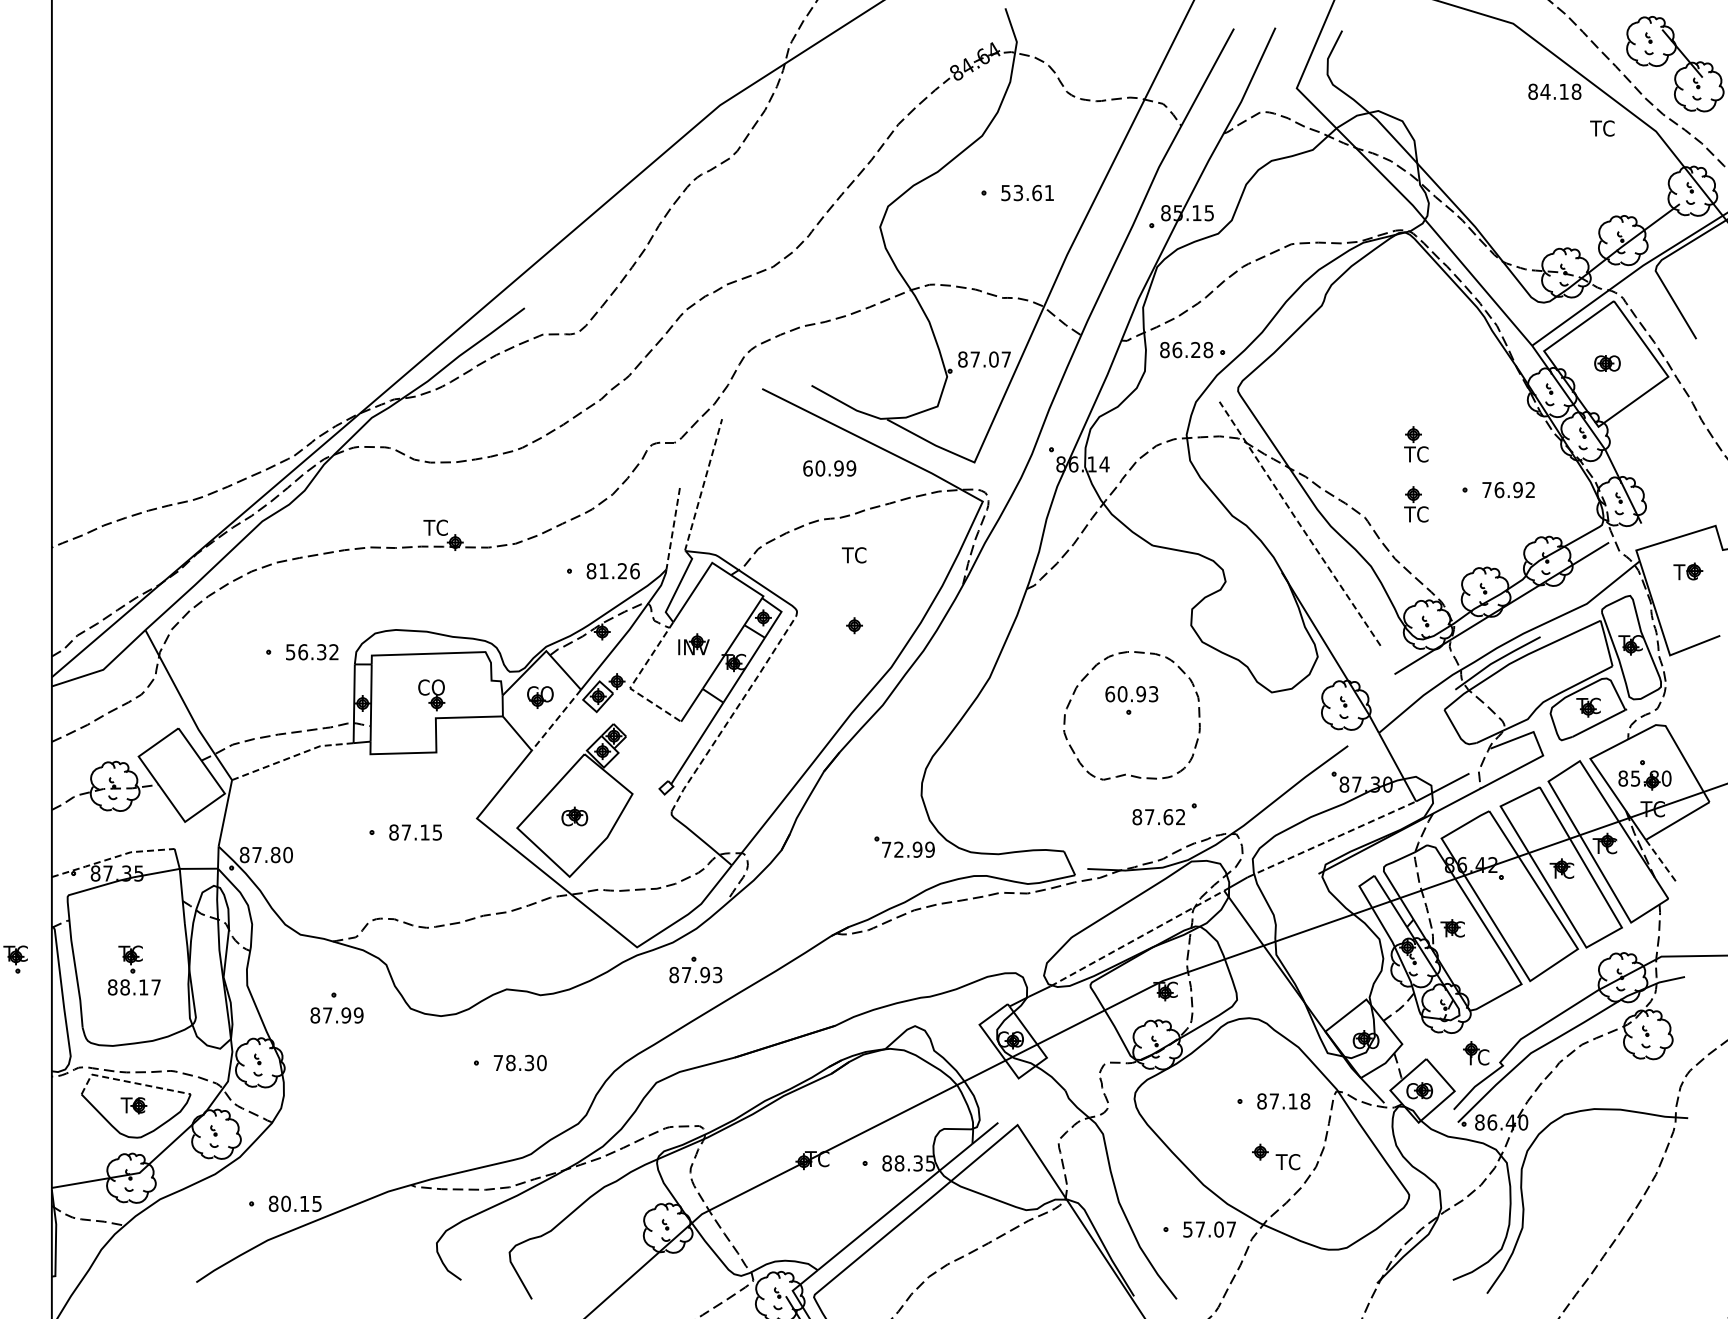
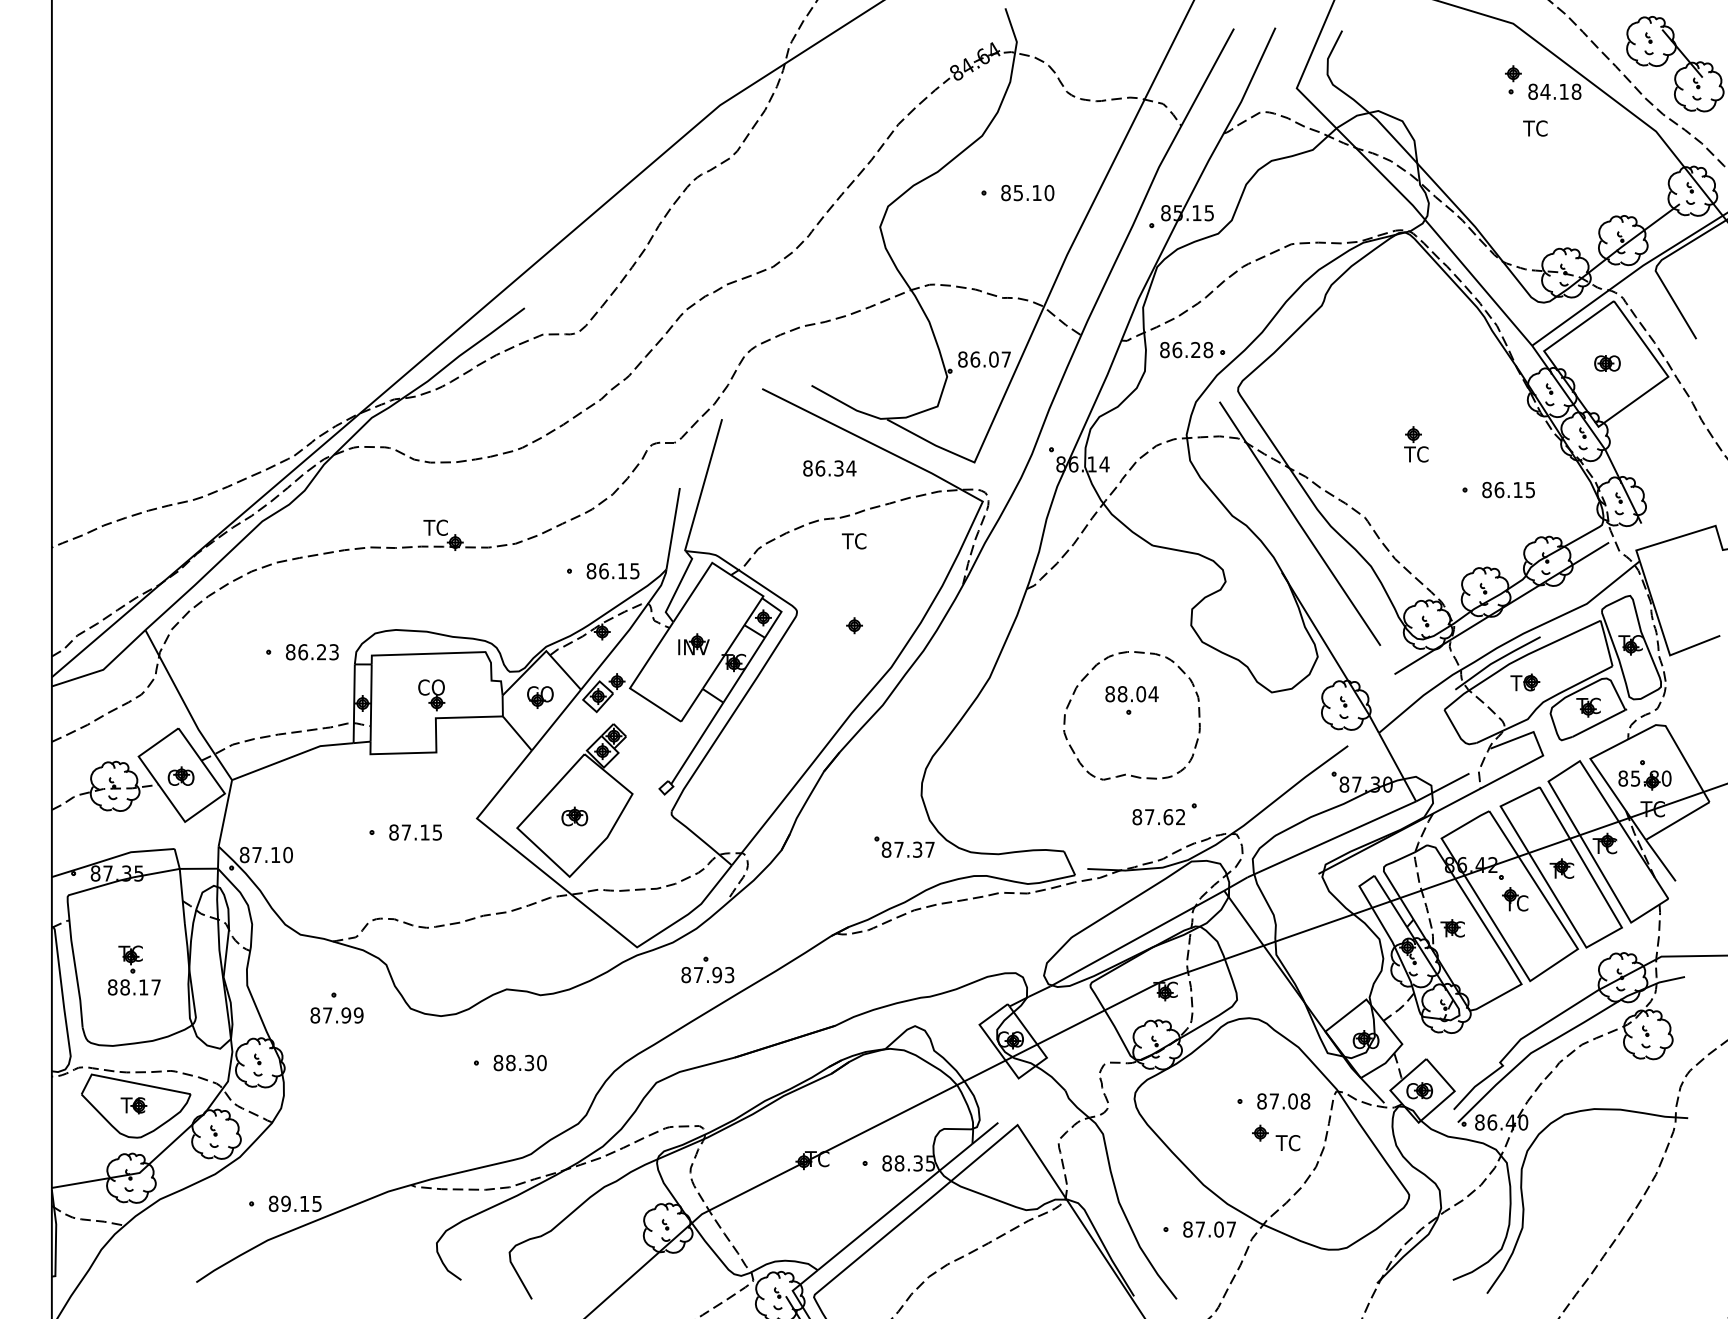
part: none -> present (1513, 79)
text position: (1602, 128) -> (1535, 128) (1535, 128)
text: 53.61 -> 85.10 (1027, 192)
text: 87.07 -> 86.07 (975, 359)
text: 60.99 -> 86.34 (829, 468)
line: dashed -> solid (703, 485)
text: 76.92 -> 86.15 (1508, 489)
part: present -> none (1416, 504)
line: dashed -> solid (1299, 523)
line: dashed -> solid (673, 529)
text position: (854, 555) -> (854, 541) (854, 541)
text: 81.26 -> 86.15 (619, 571)
part position: (1688, 571) -> (1525, 682) (1525, 682)
text: 56.32 -> 86.23 (311, 652)
line: dashed -> solid (634, 681)
text: 60.93 -> 88.04 (1131, 694)
line: dashed -> solid (733, 713)
line: dashed -> solid (556, 720)
line: dashed -> solid (292, 756)
part: none -> present (180, 775)
line: dashed -> solid (1332, 839)
text: 72.99 -> 87.37 (907, 849)
text: 87.80 -> 87.10 (275, 854)
line: dashed -> solid (112, 858)
line: dashed -> solid (1660, 860)
line: dashed -> solid (1137, 938)
part: present -> none (15, 959)
part position: (695, 969) -> (707, 969) (707, 969)
part position: (1476, 1053) -> (1515, 899) (1515, 899)
text: 78.30 -> 88.30 (498, 1062)
line: dashed -> solid (129, 1082)
text: 87.18 -> 87.08 (1292, 1101)
part position: (1276, 1156) -> (1276, 1137) (1276, 1137)
text: 80.15 -> 89.15 (285, 1203)
text: 57.07 -> 87.07 (1187, 1229)
